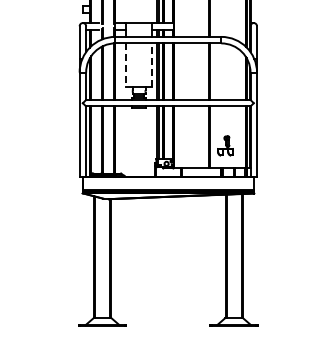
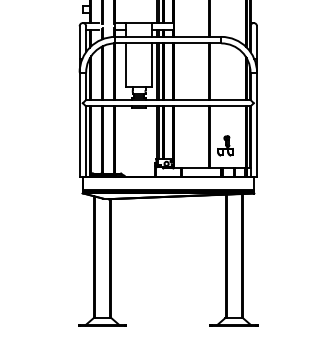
line: dashed -> solid (126, 65)
line: dashed -> solid (152, 65)
